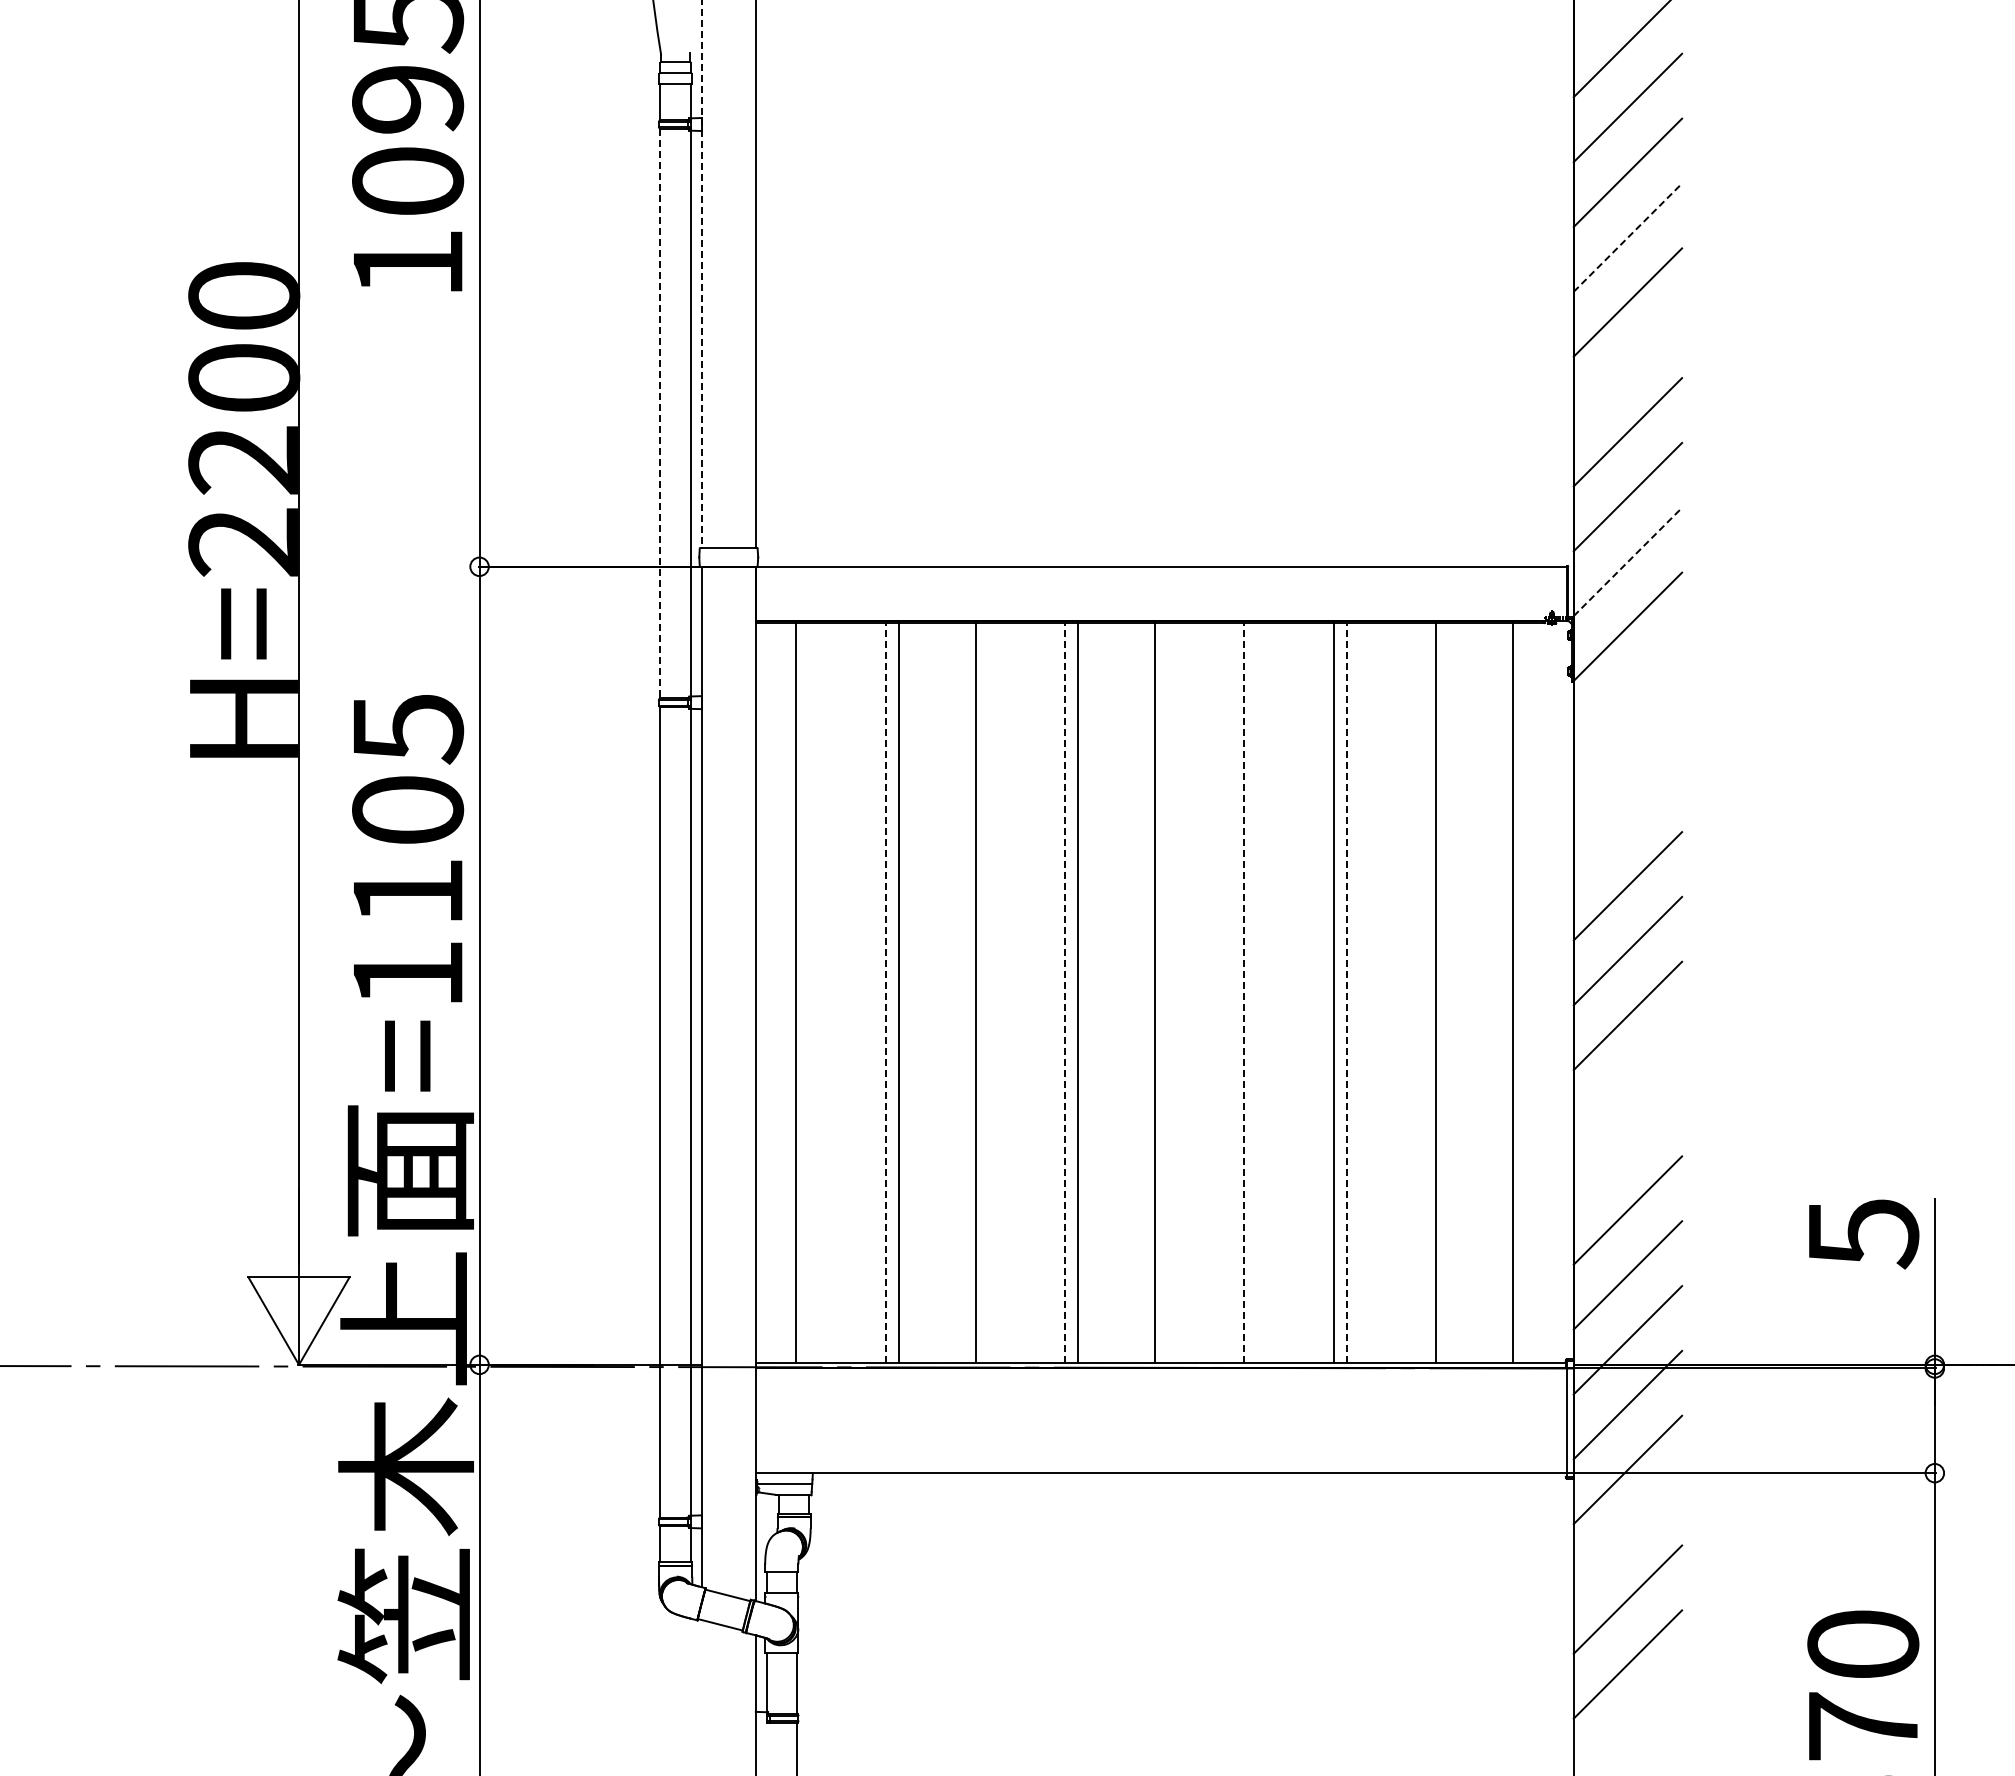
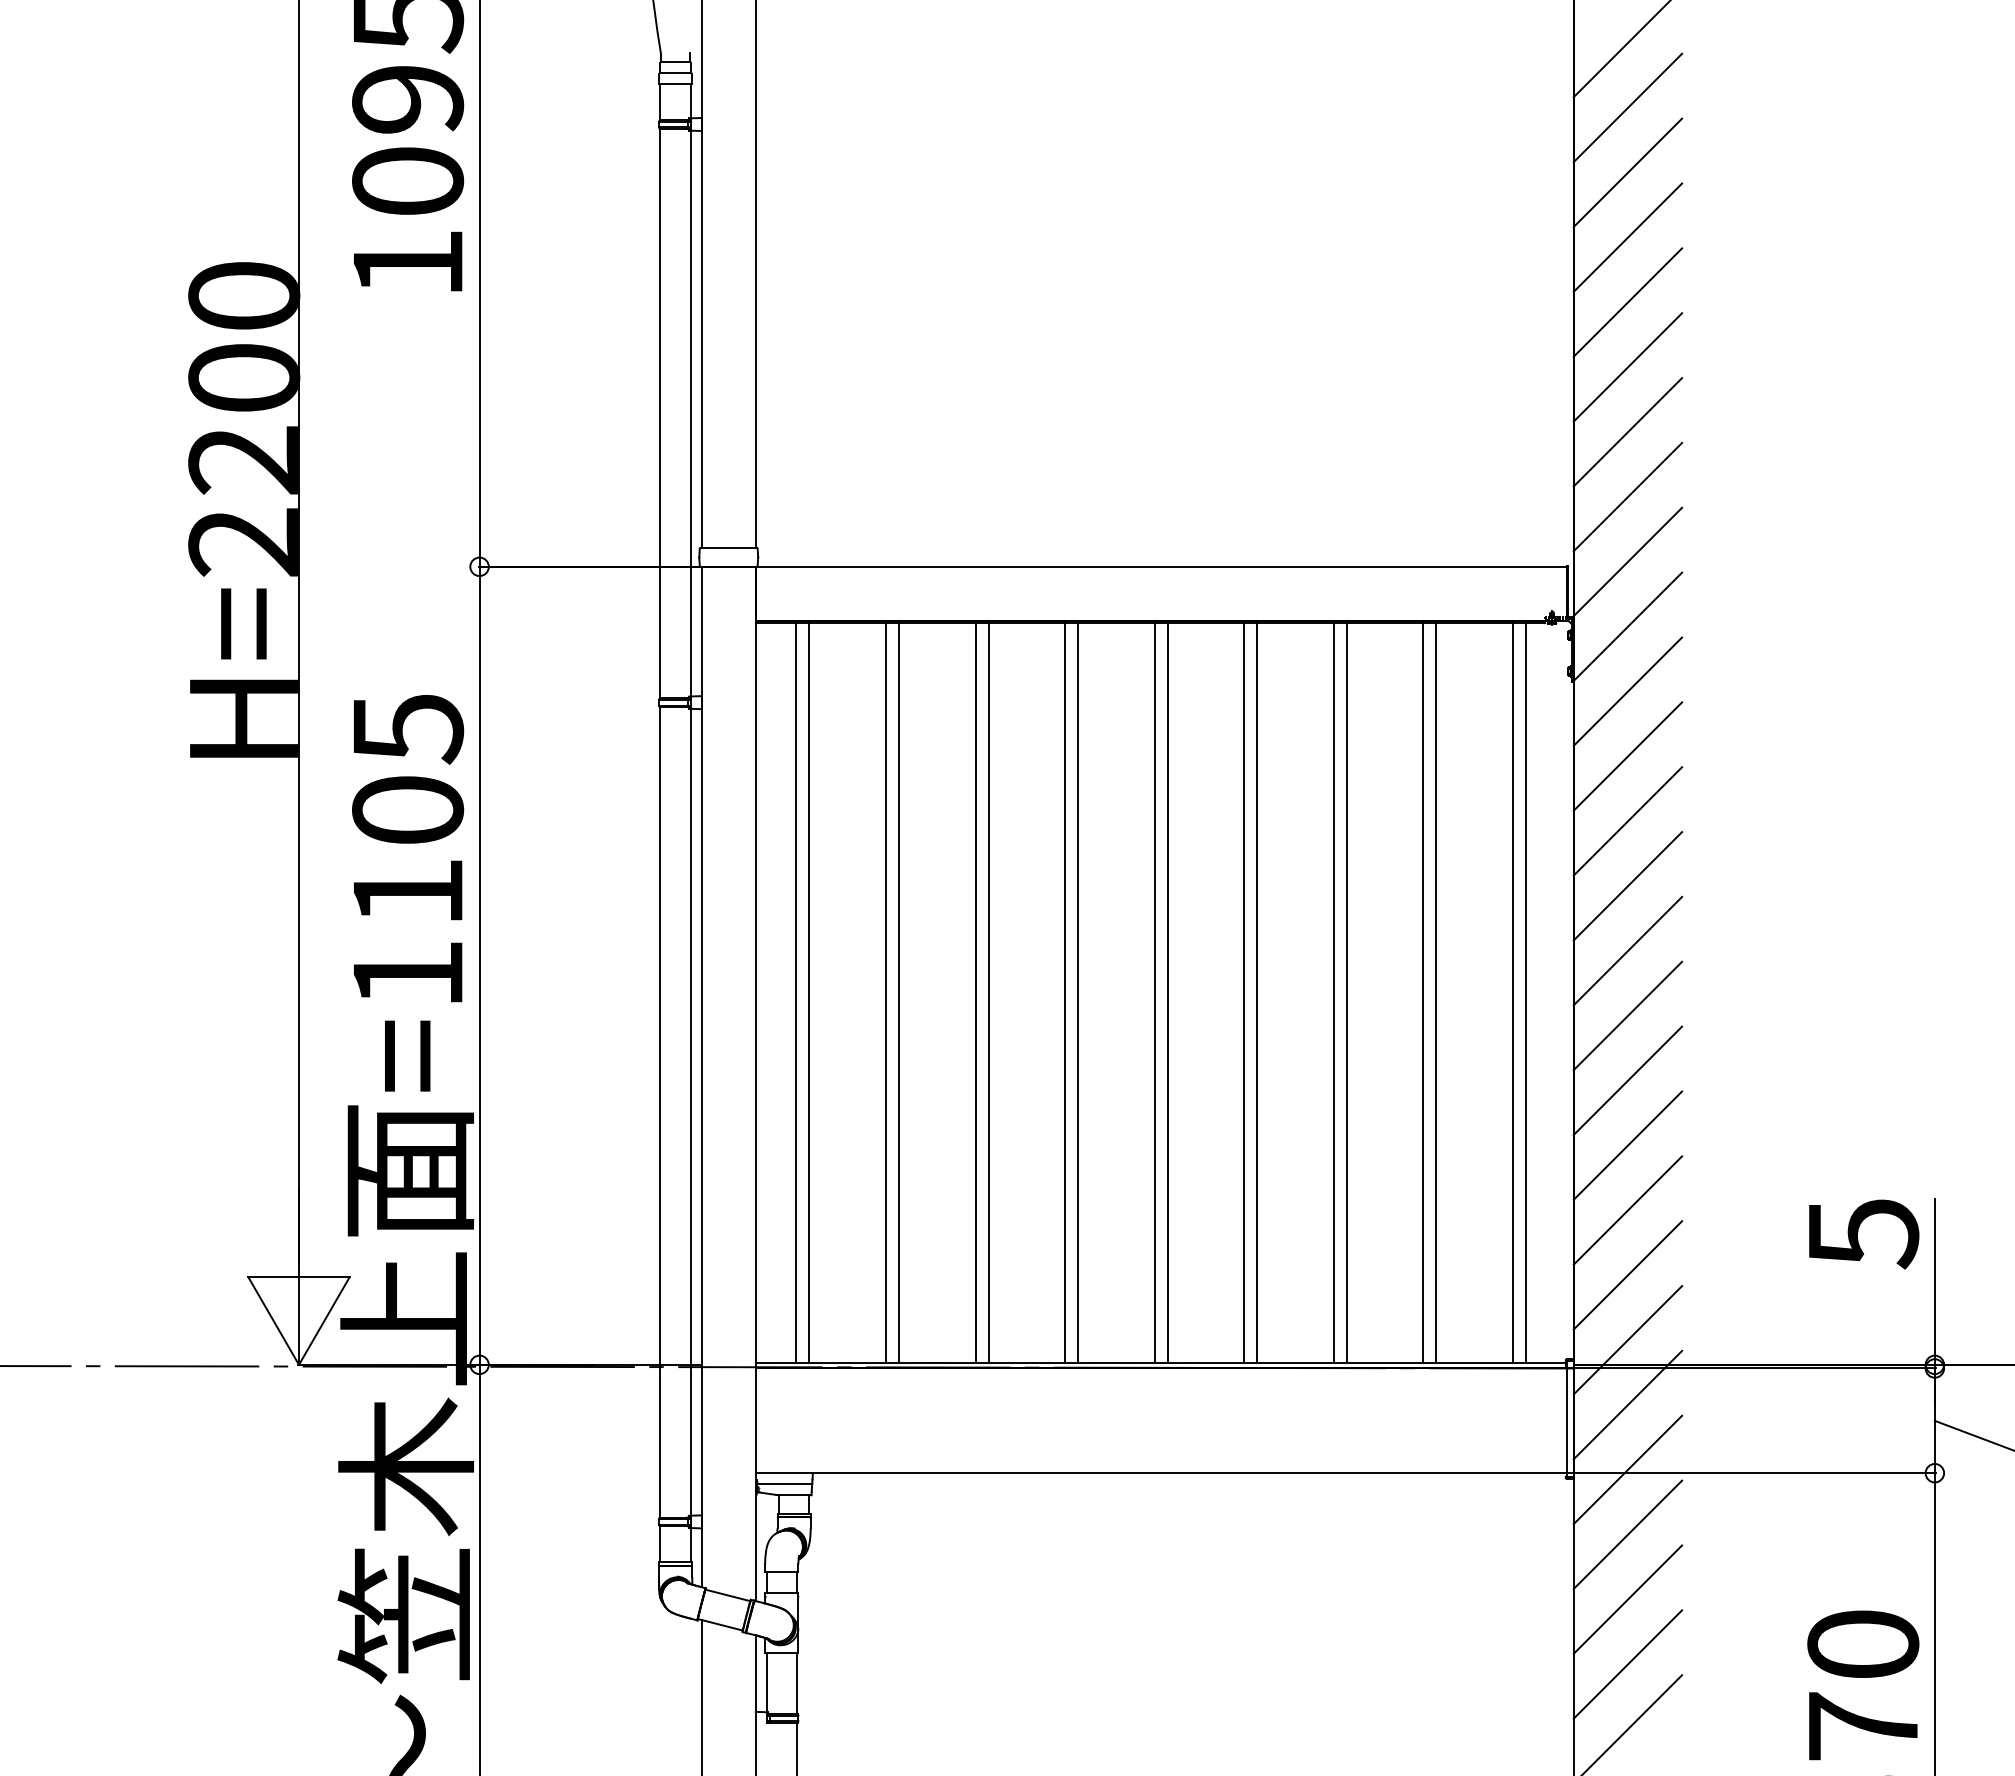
line: dashed -> solid (1627, 237)
line: dashed -> solid (701, 274)
line: none -> present (1627, 367)
line: dashed -> solid (660, 413)
line: dashed -> solid (1627, 561)
line: none -> present (1627, 691)
line: none -> present (1627, 756)
line: none -> present (1627, 821)
line: none -> present (809, 992)
line: dashed -> solid (886, 992)
line: none -> present (988, 992)
line: dashed -> solid (1065, 992)
line: none -> present (1167, 992)
line: dashed -> solid (1244, 992)
line: none -> present (1257, 992)
line: dashed -> solid (1346, 992)
line: none -> present (1423, 992)
line: none -> present (1525, 992)
line: none -> present (1627, 1080)
line: none -> present (1627, 1145)
line: none -> present (1972, 1434)
line: none -> present (1627, 1534)
line: none -> present (701, 1695)
line: none -> present (1633, 1723)
